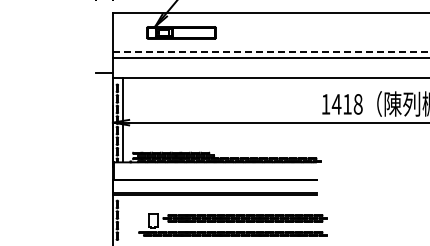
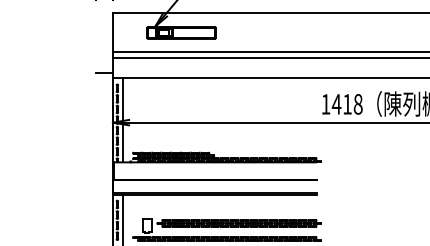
line: dashed -> solid (271, 51)
line: none -> present (122, 218)
part position: (232, 224) -> (226, 229) (226, 229)
